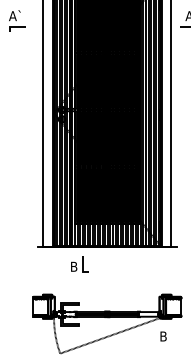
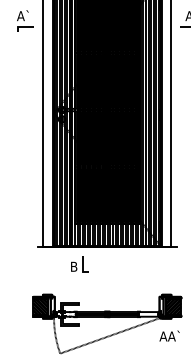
part position: (17, 20) -> (25, 20) (25, 20)
hatch: none -> present (40, 306)
hatch: none -> present (173, 306)
text: B -> AA` (169, 335)
